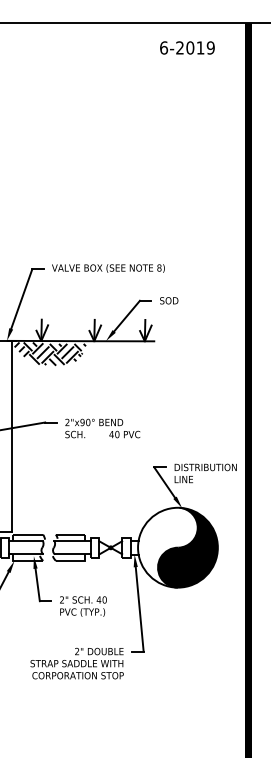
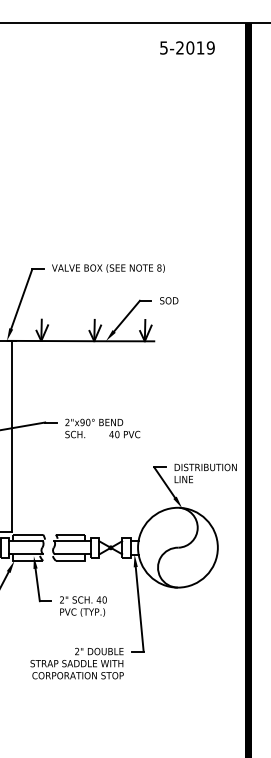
text: 6-2019 -> 5-2019 (164, 47)
hatch: present -> none (50, 353)
fill: present -> none (187, 547)
